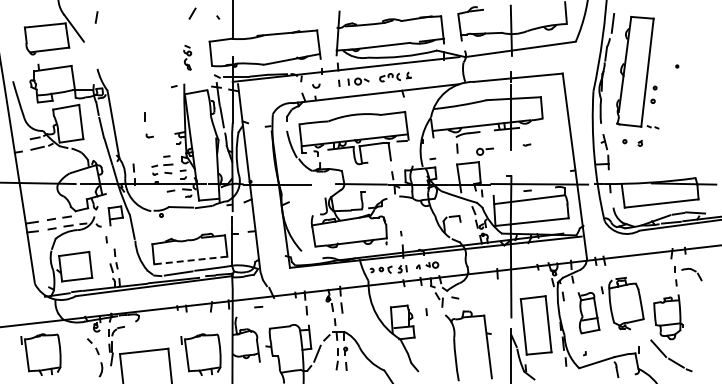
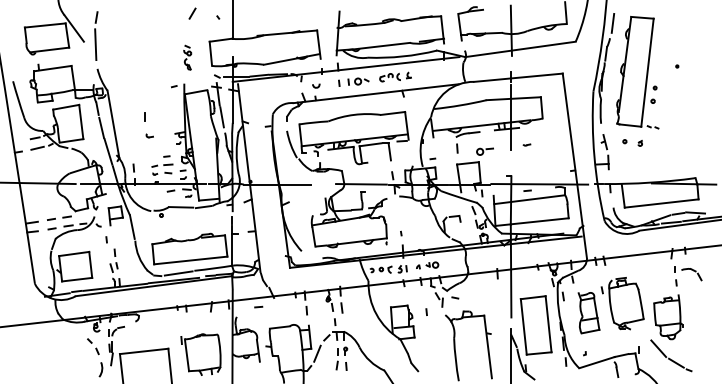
line: none -> present (95, 44)
line: dashed -> solid (190, 260)
part: present -> none (40, 354)
